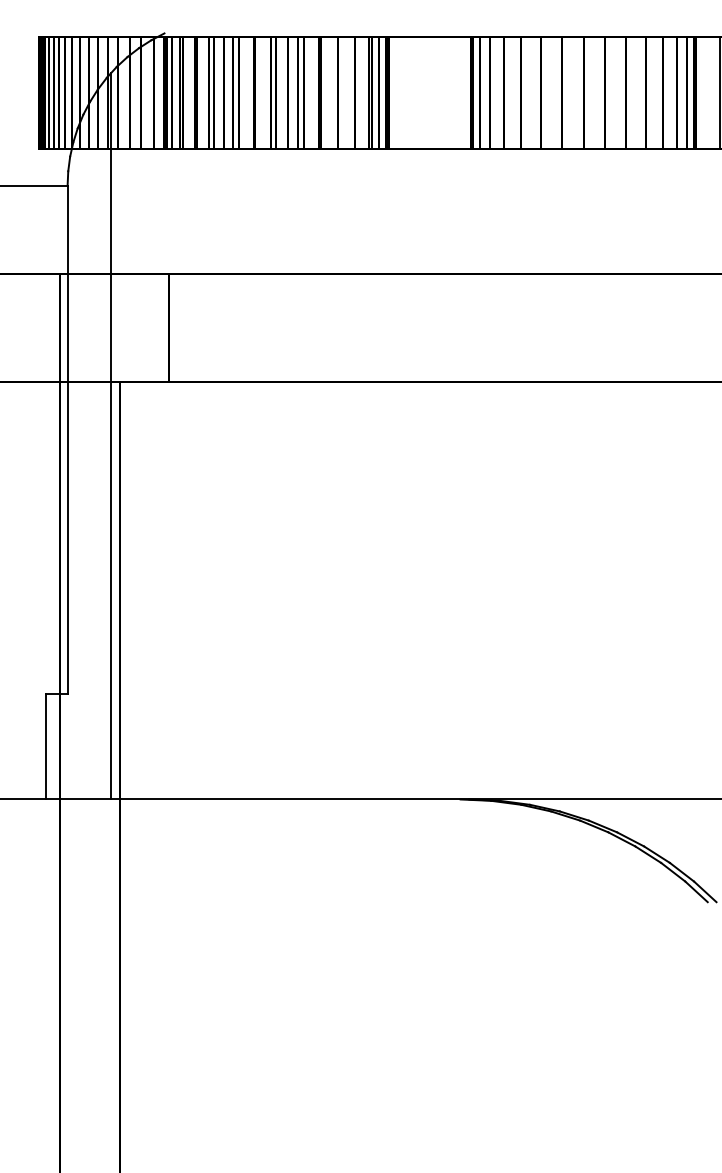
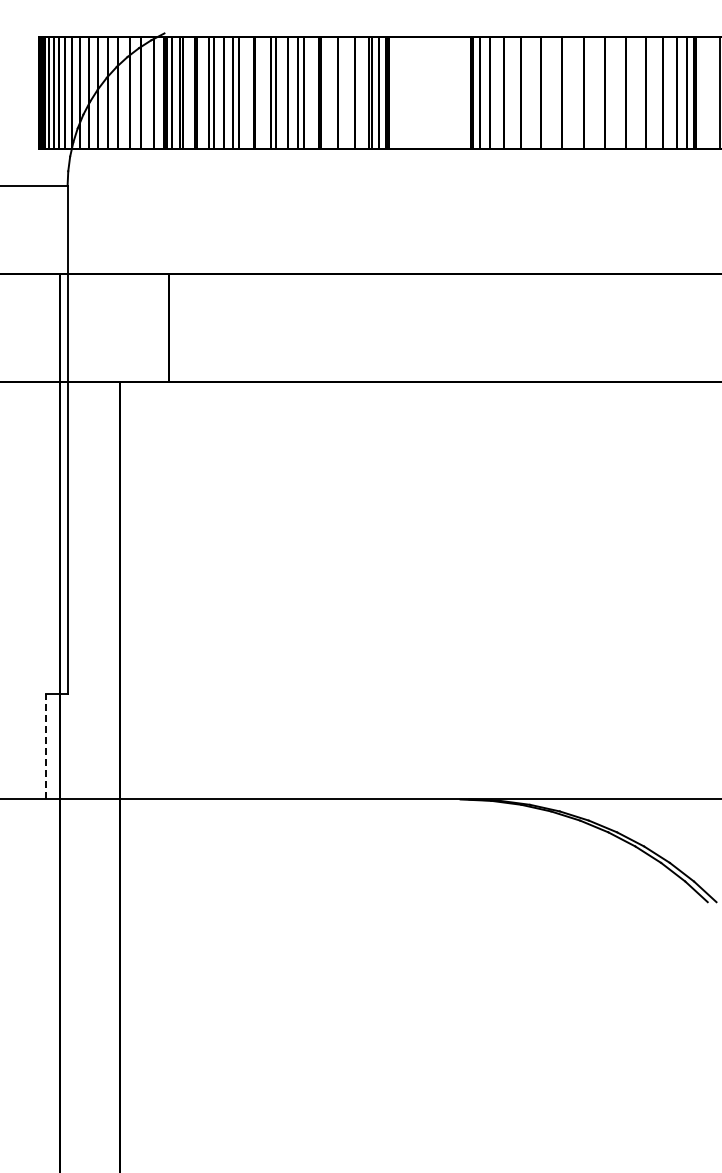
line: present -> none (111, 436)
line: solid -> dashed (45, 746)
